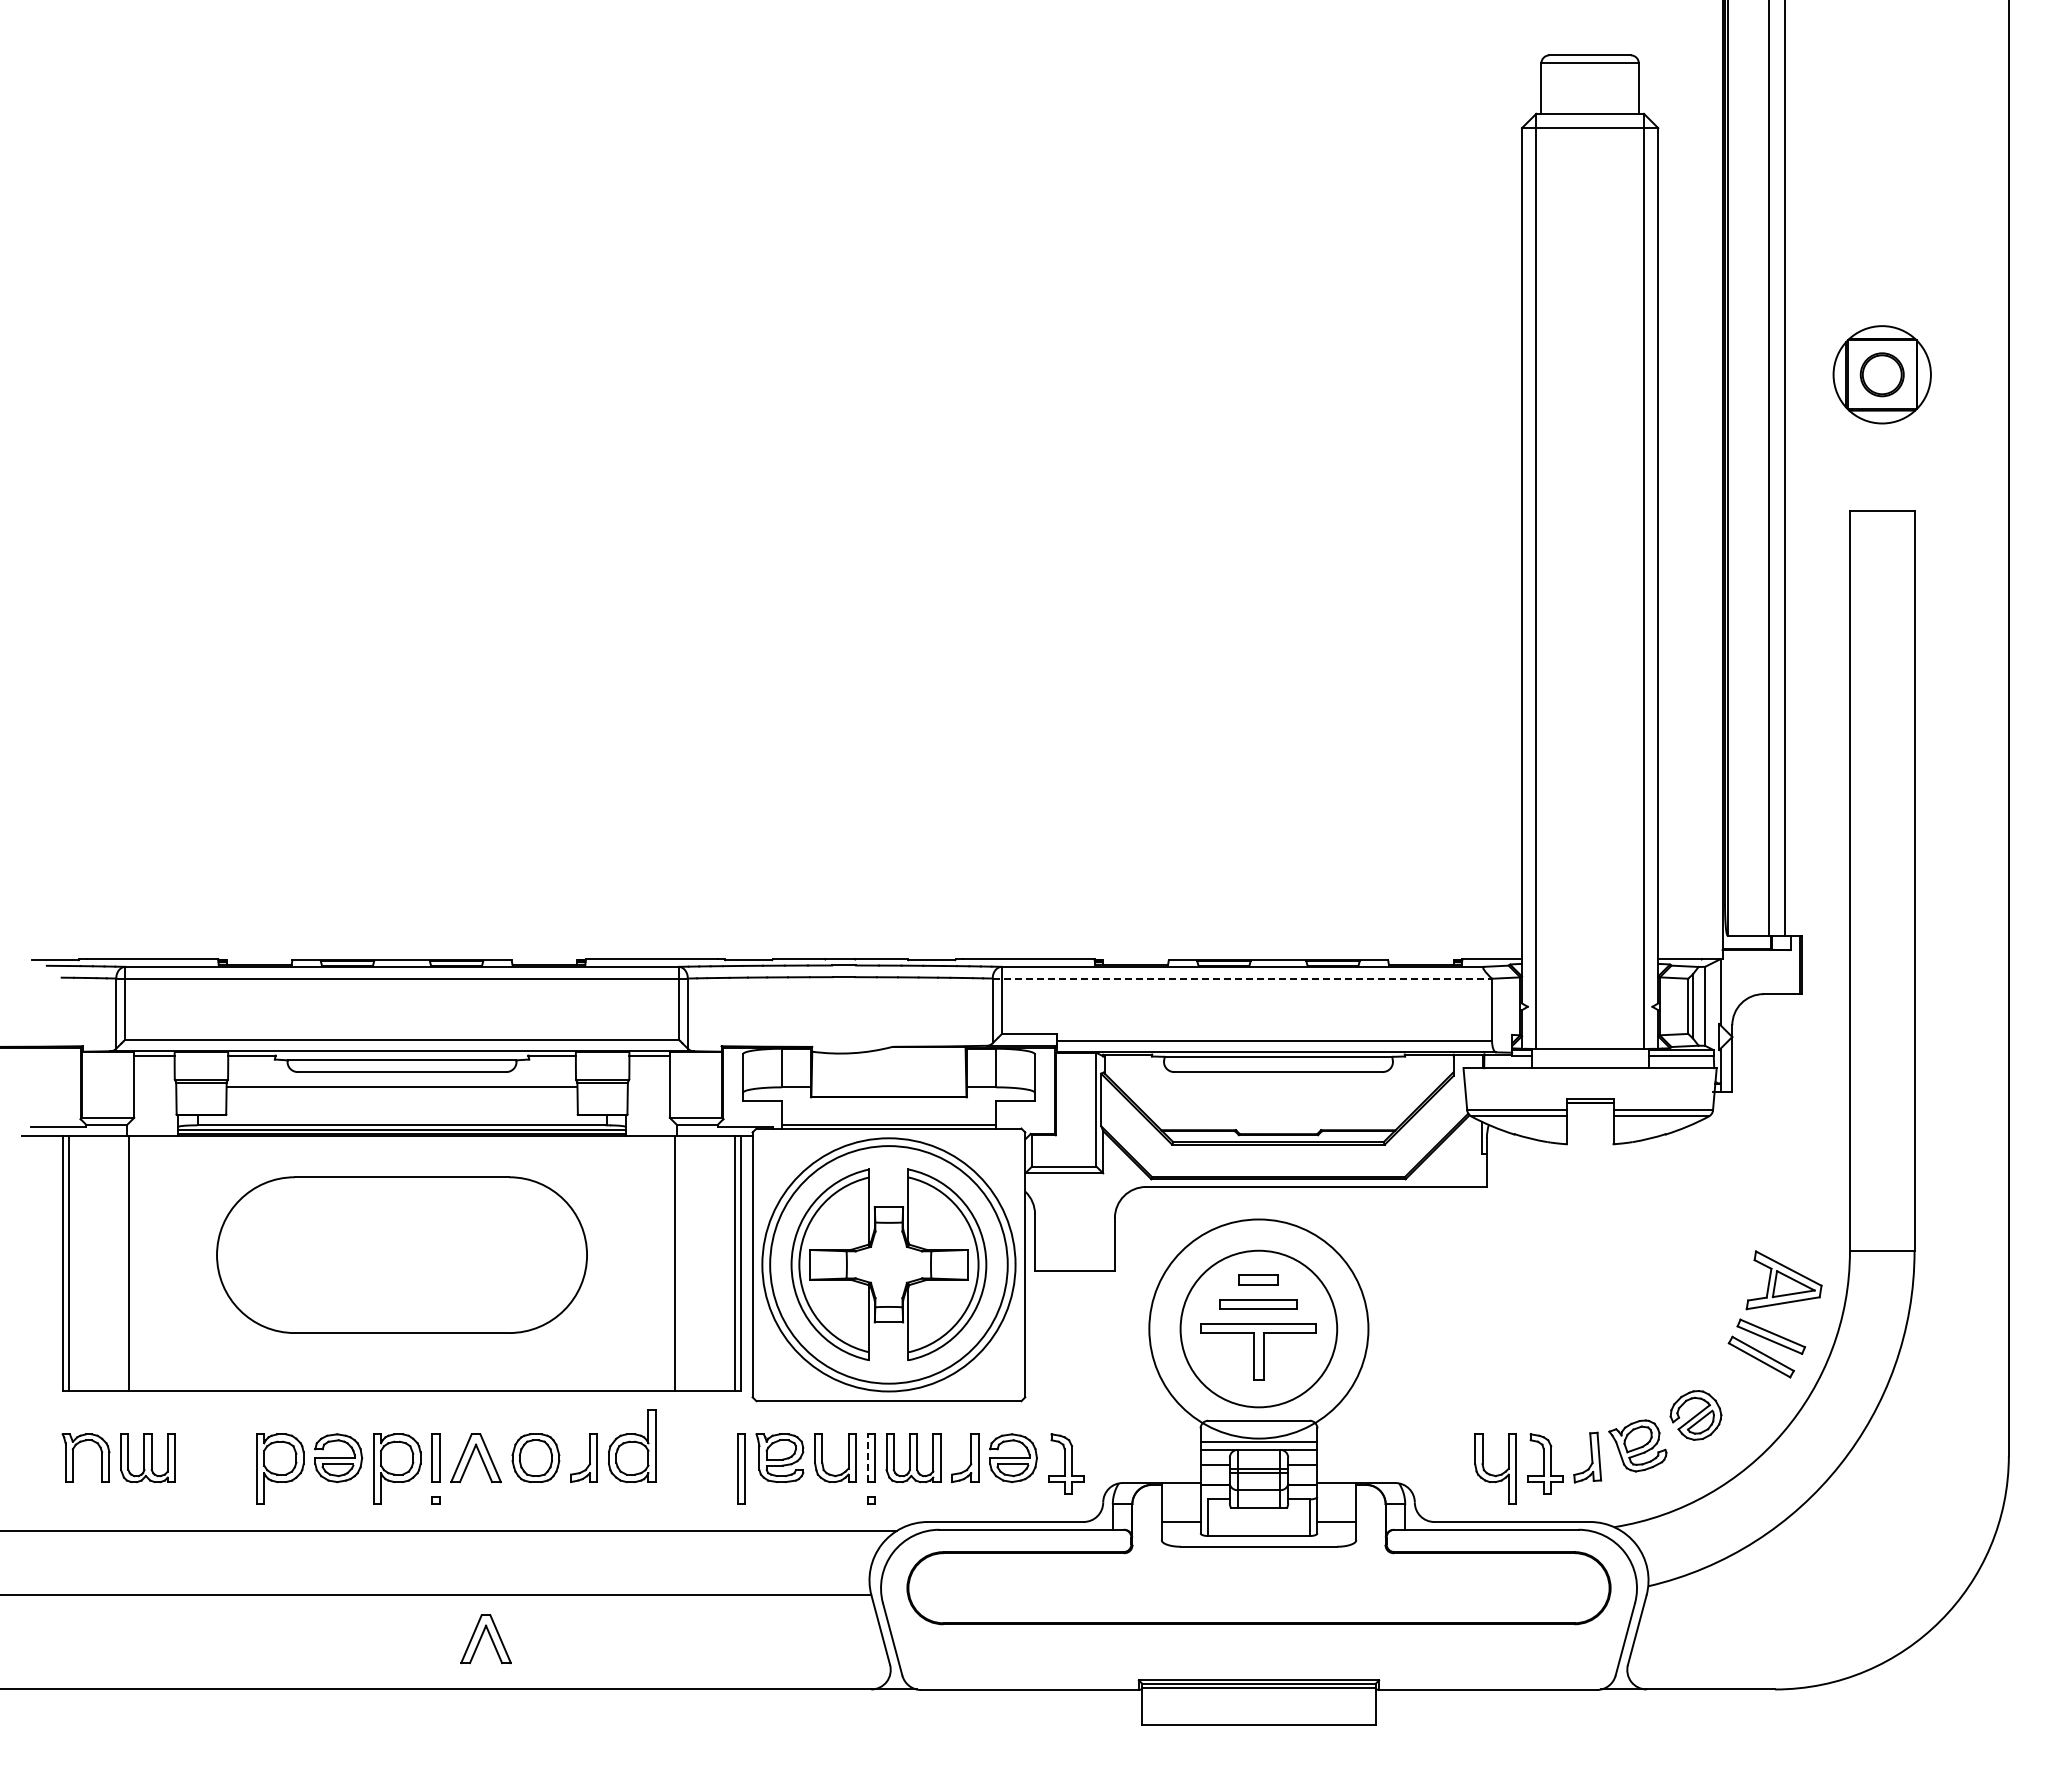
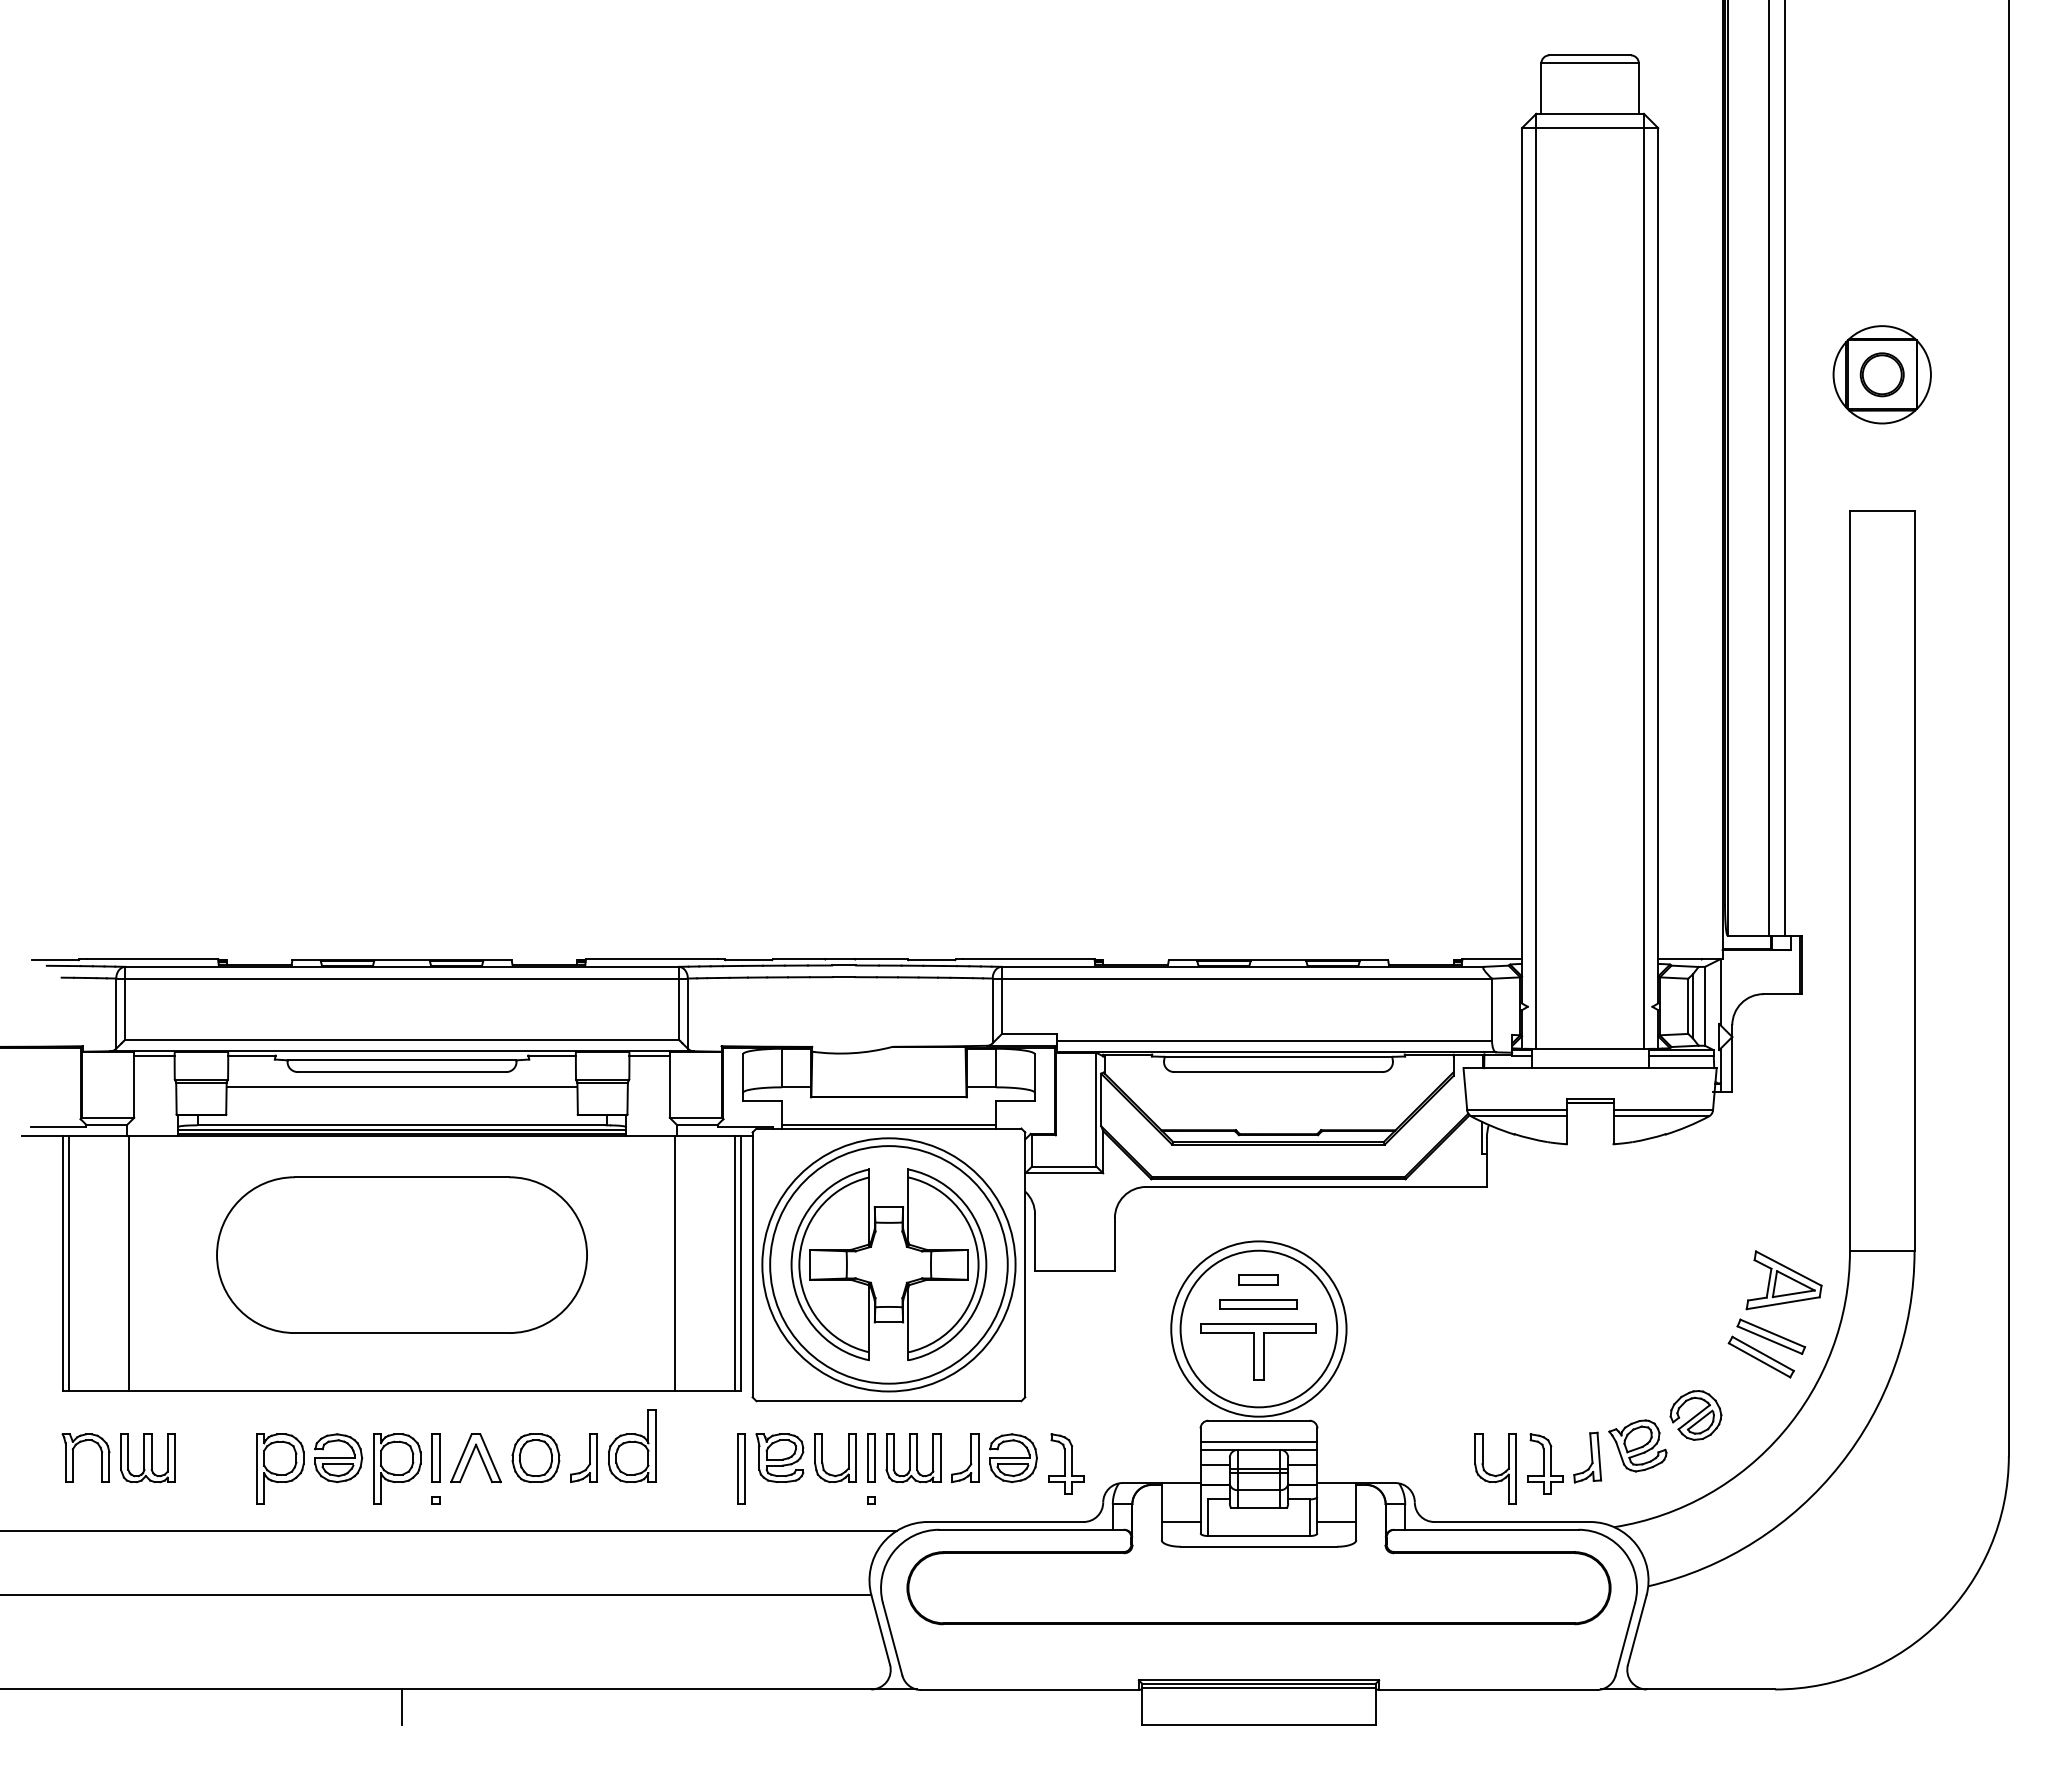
line: dashed -> solid (1242, 978)
circle diameter: 219 px -> 175 px (1258, 1328)
line: dashed -> solid (867, 1458)
part: present -> none (485, 1639)
line: none -> present (402, 1706)
